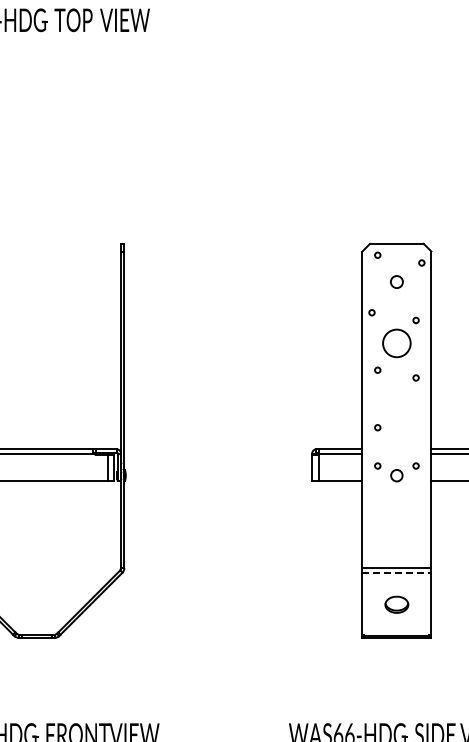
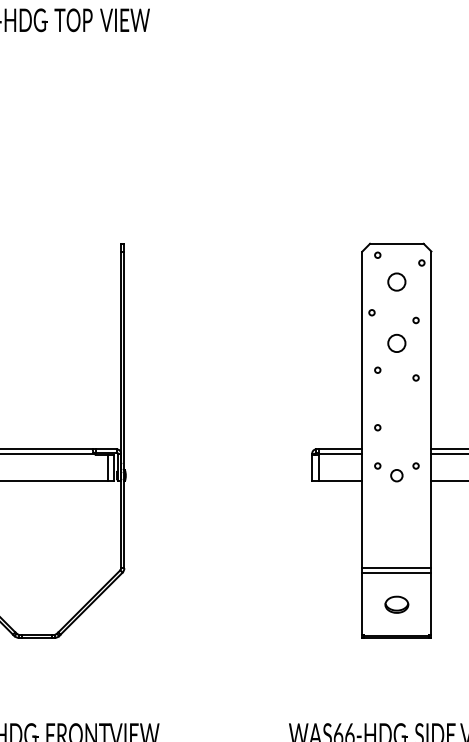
circle size: 14x14 px -> 20x20 px (396, 281)
circle diameter: 28 px -> 17 px (396, 343)
line: dashed -> solid (397, 572)
